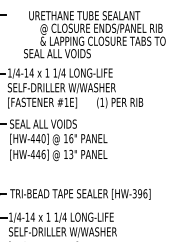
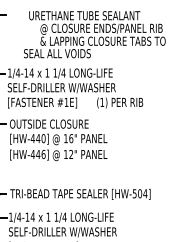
text: SEAL ALL VOIDS -> OUTSIDE CLOSURE (48, 123)
text: 13" -> 12" (71, 154)
text: [HW-396] -> [HW-504] (140, 193)
